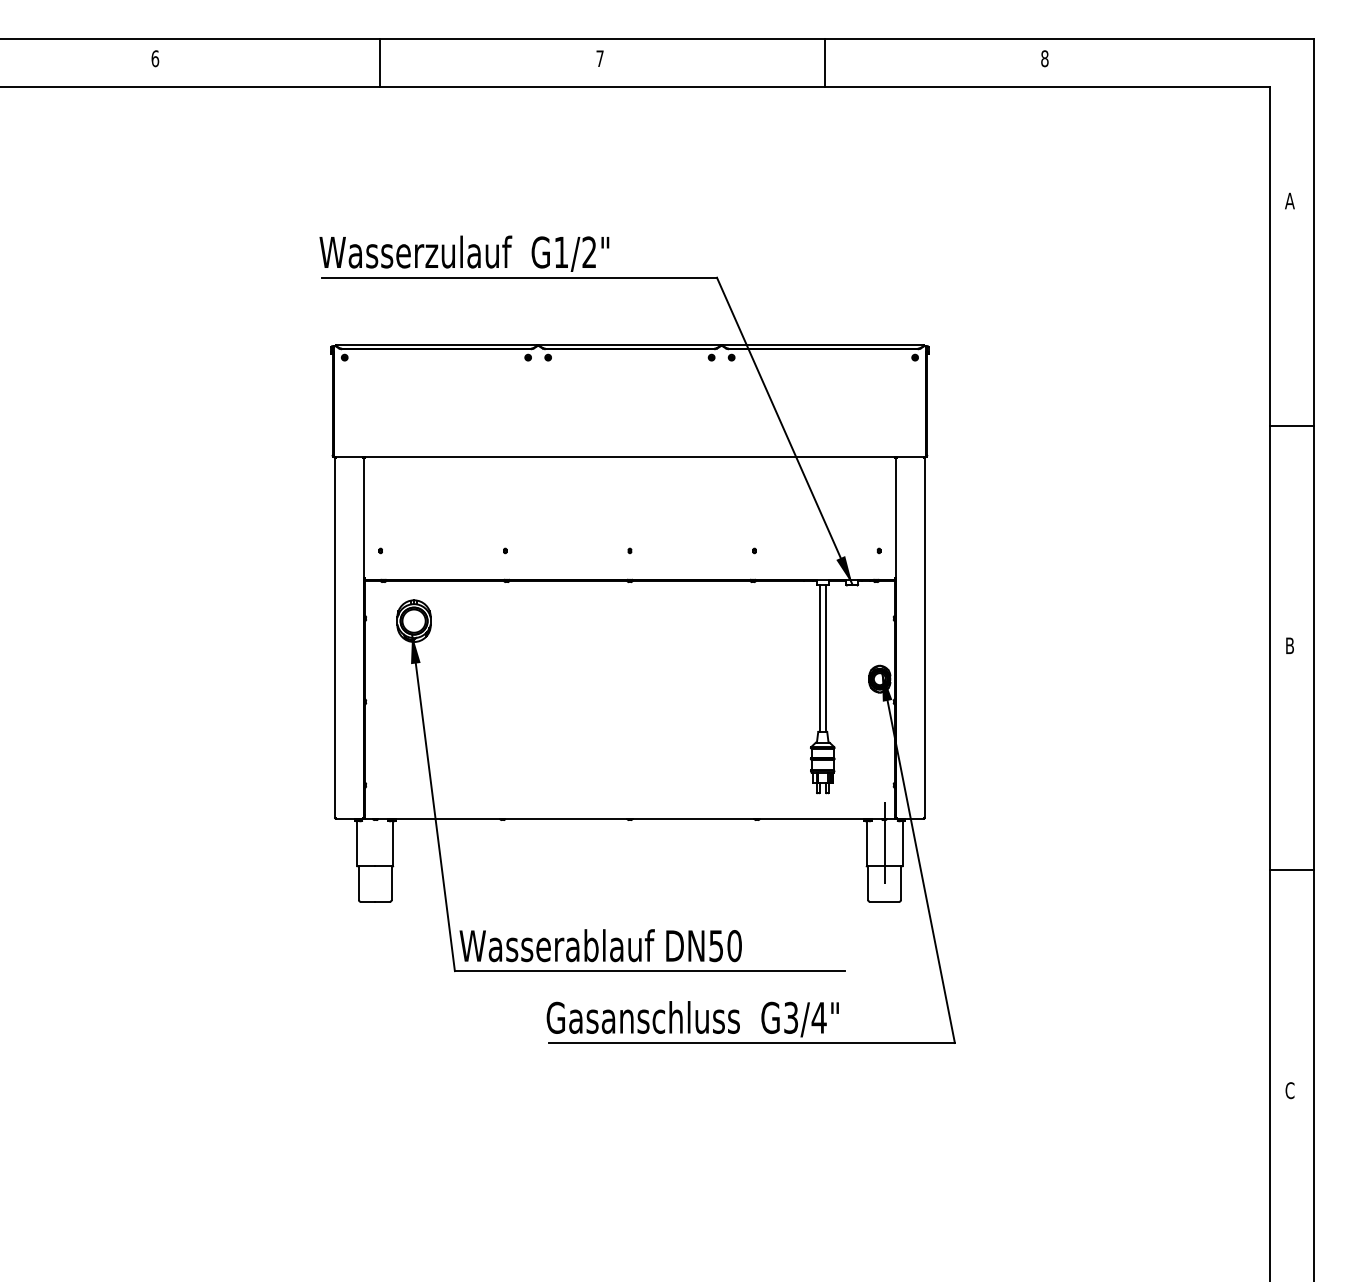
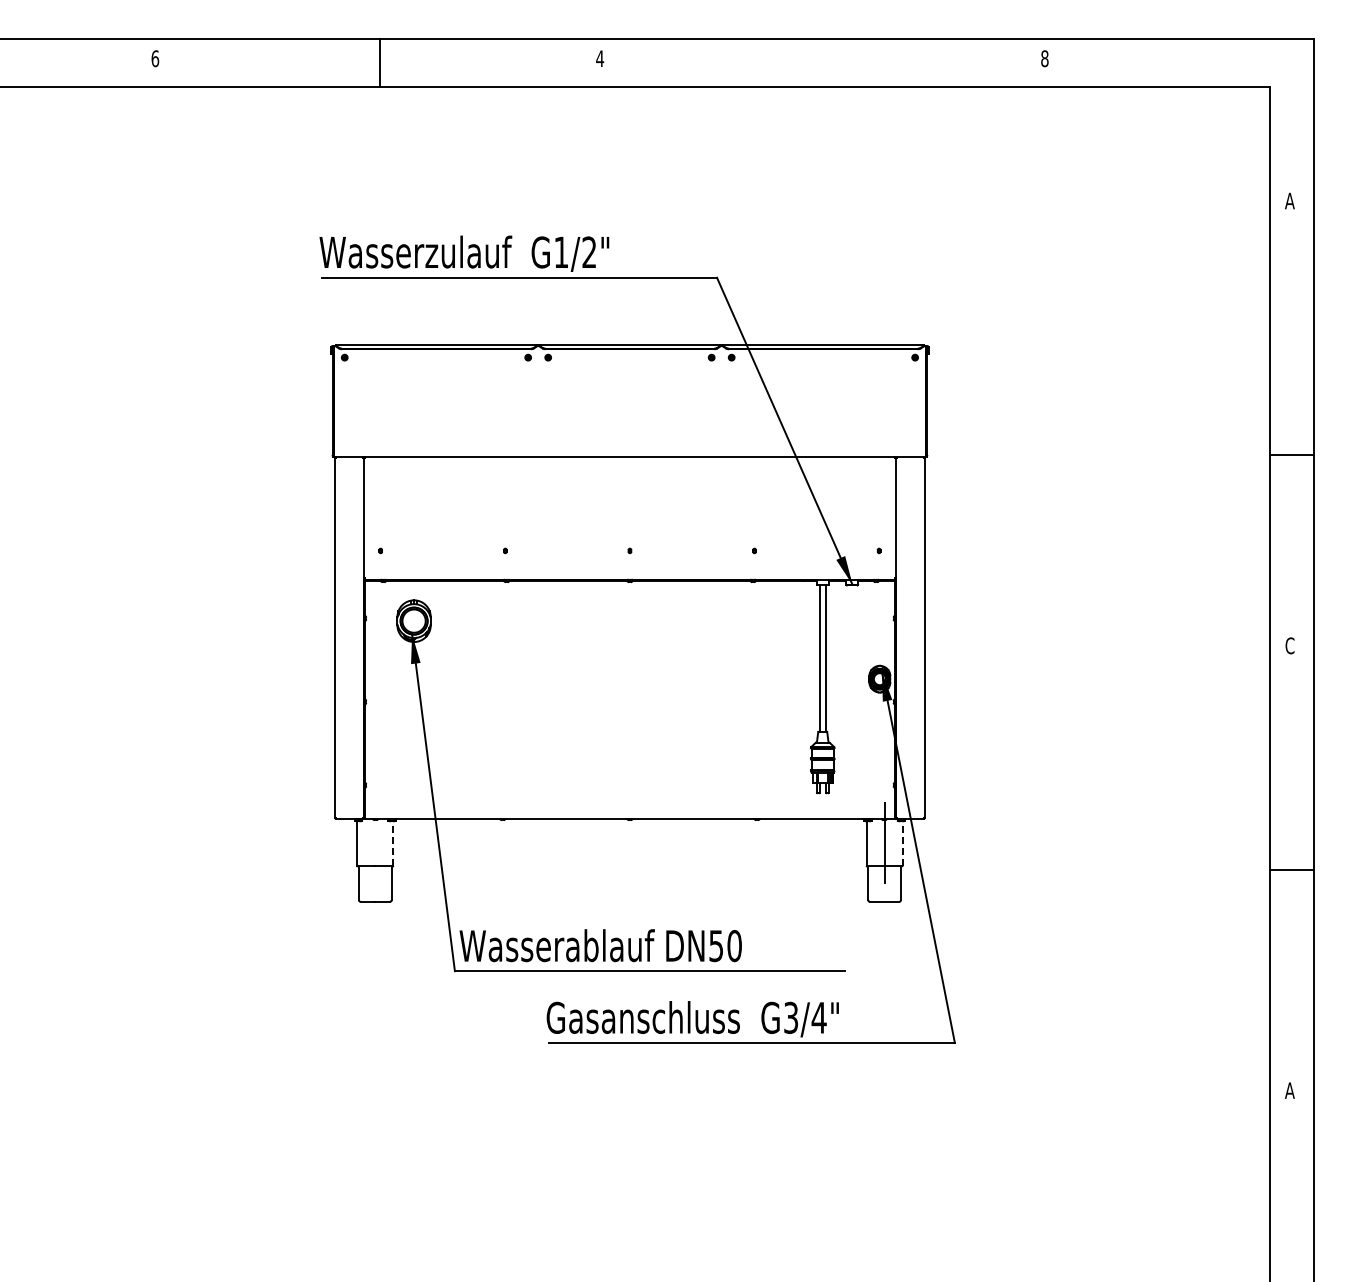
text: 7 -> 4 (600, 58)
line: present -> none (825, 62)
line position: (1291, 425) -> (1291, 454) (1291, 454)
text: B -> C (1289, 645)
line: solid -> dashed (393, 843)
line: solid -> dashed (902, 843)
text: C -> A (1289, 1090)
